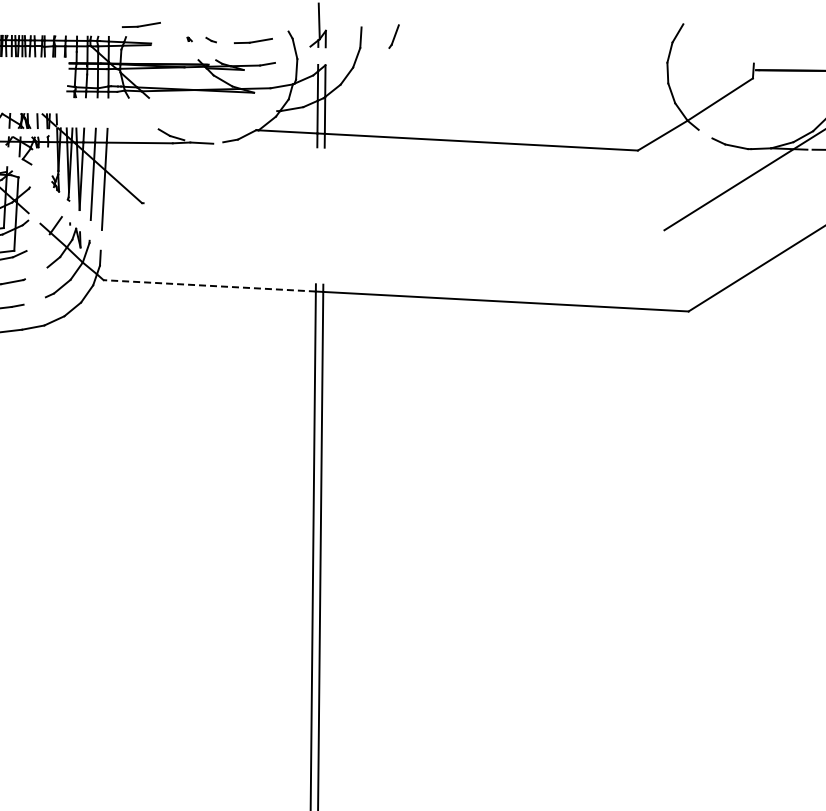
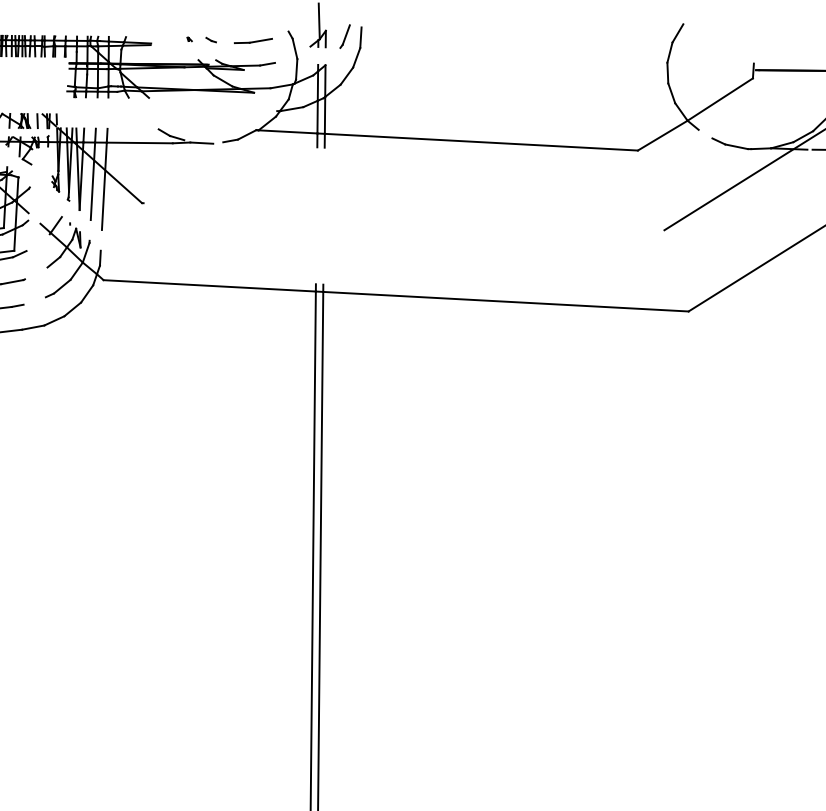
part: present -> none (141, 24)
line position: (393, 36) -> (344, 36) (344, 36)
line: dashed -> solid (209, 285)
